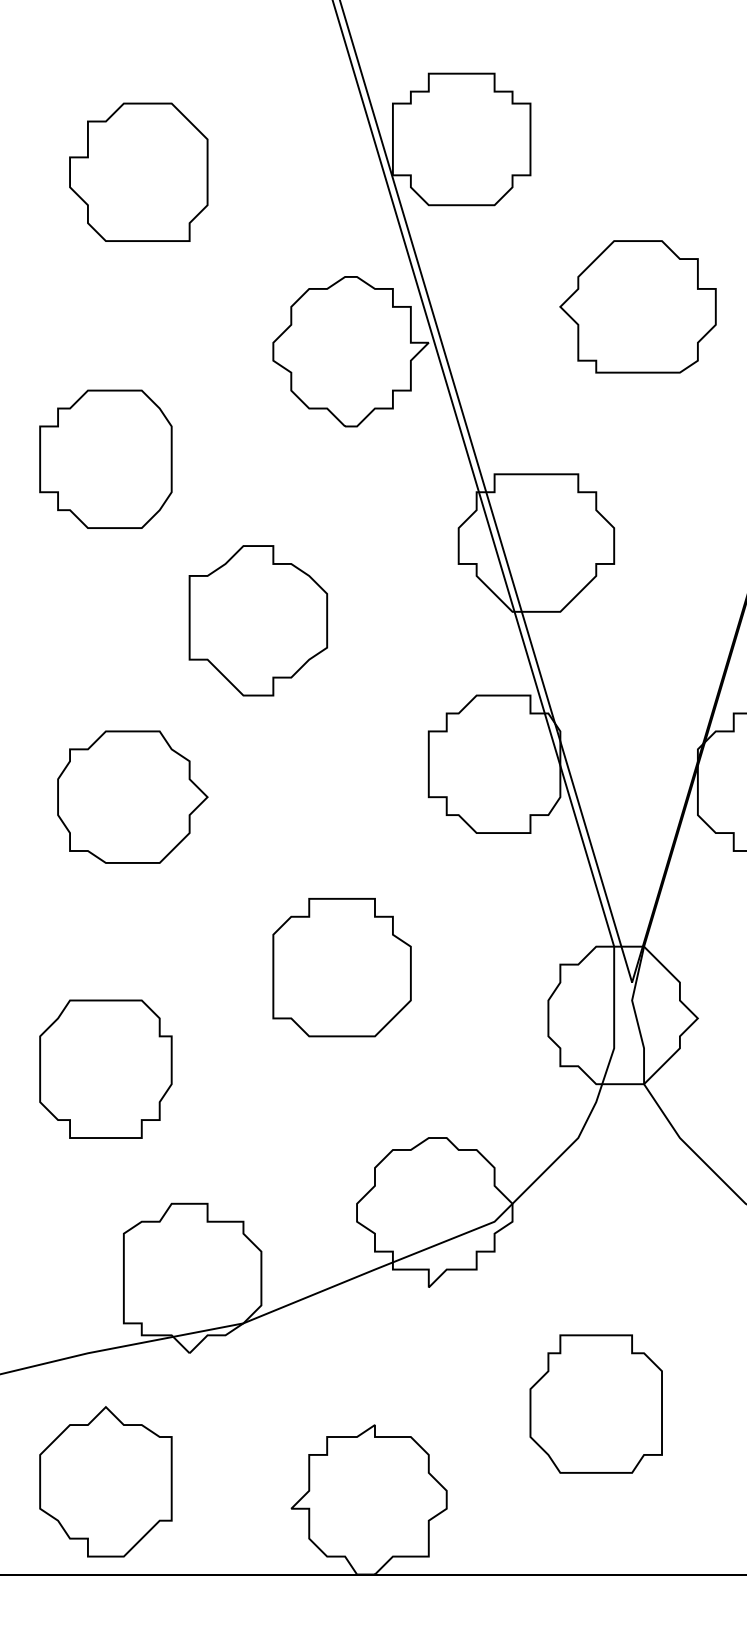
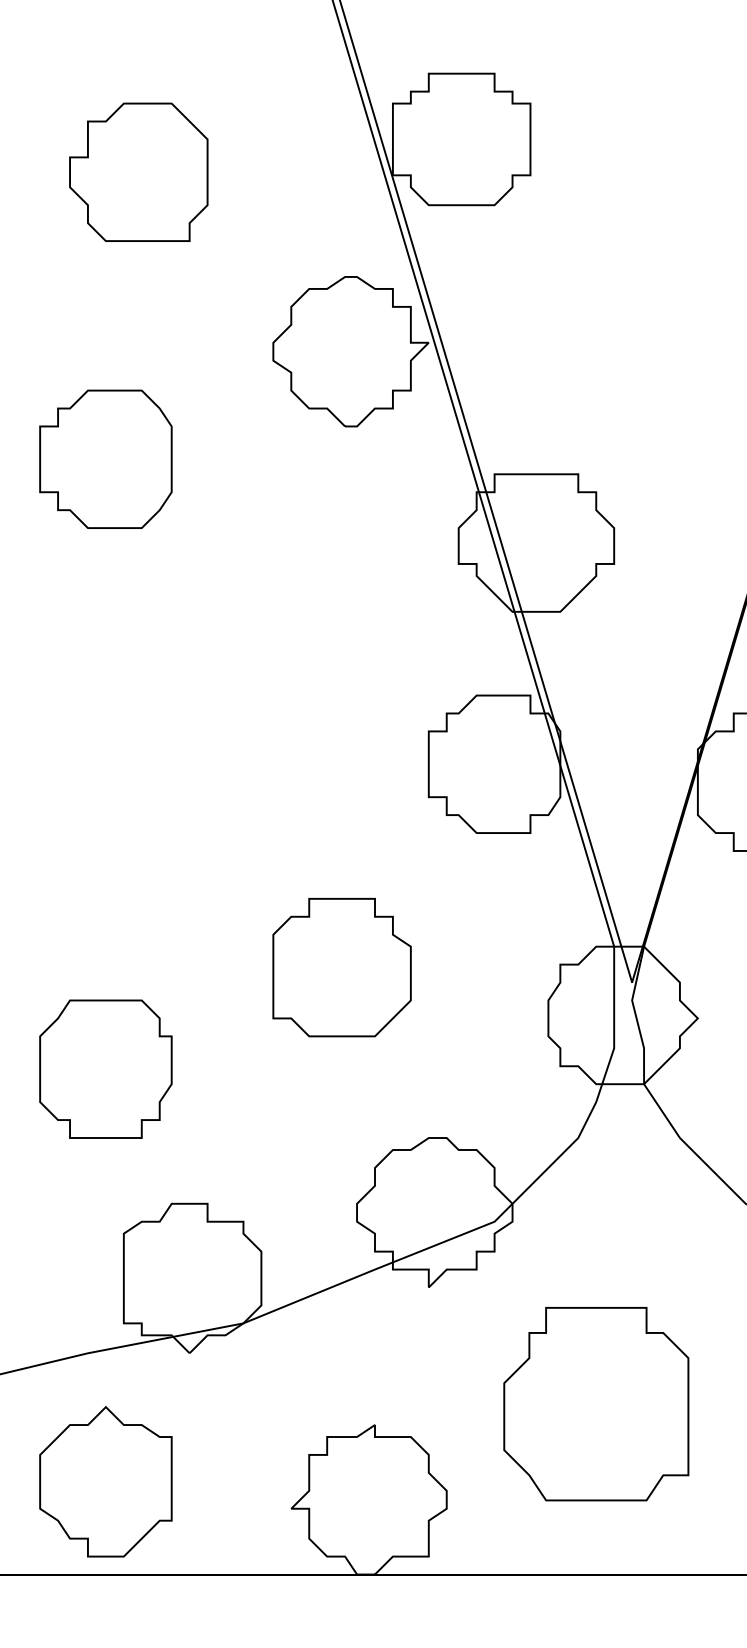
part: present -> none (637, 306)
part: present -> none (258, 620)
part: present -> none (132, 796)
part size: 134x140 px -> 187x195 px (596, 1404)
